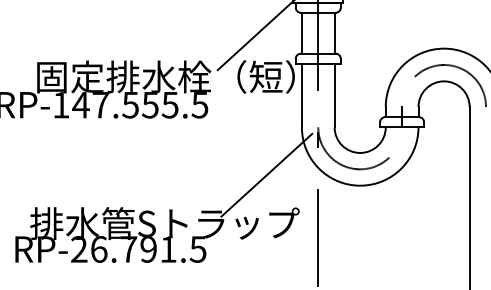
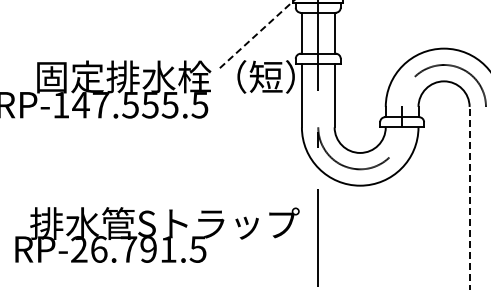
line: solid -> dashed (256, 35)
line: present -> none (266, 174)
line: solid -> dashed (469, 197)
